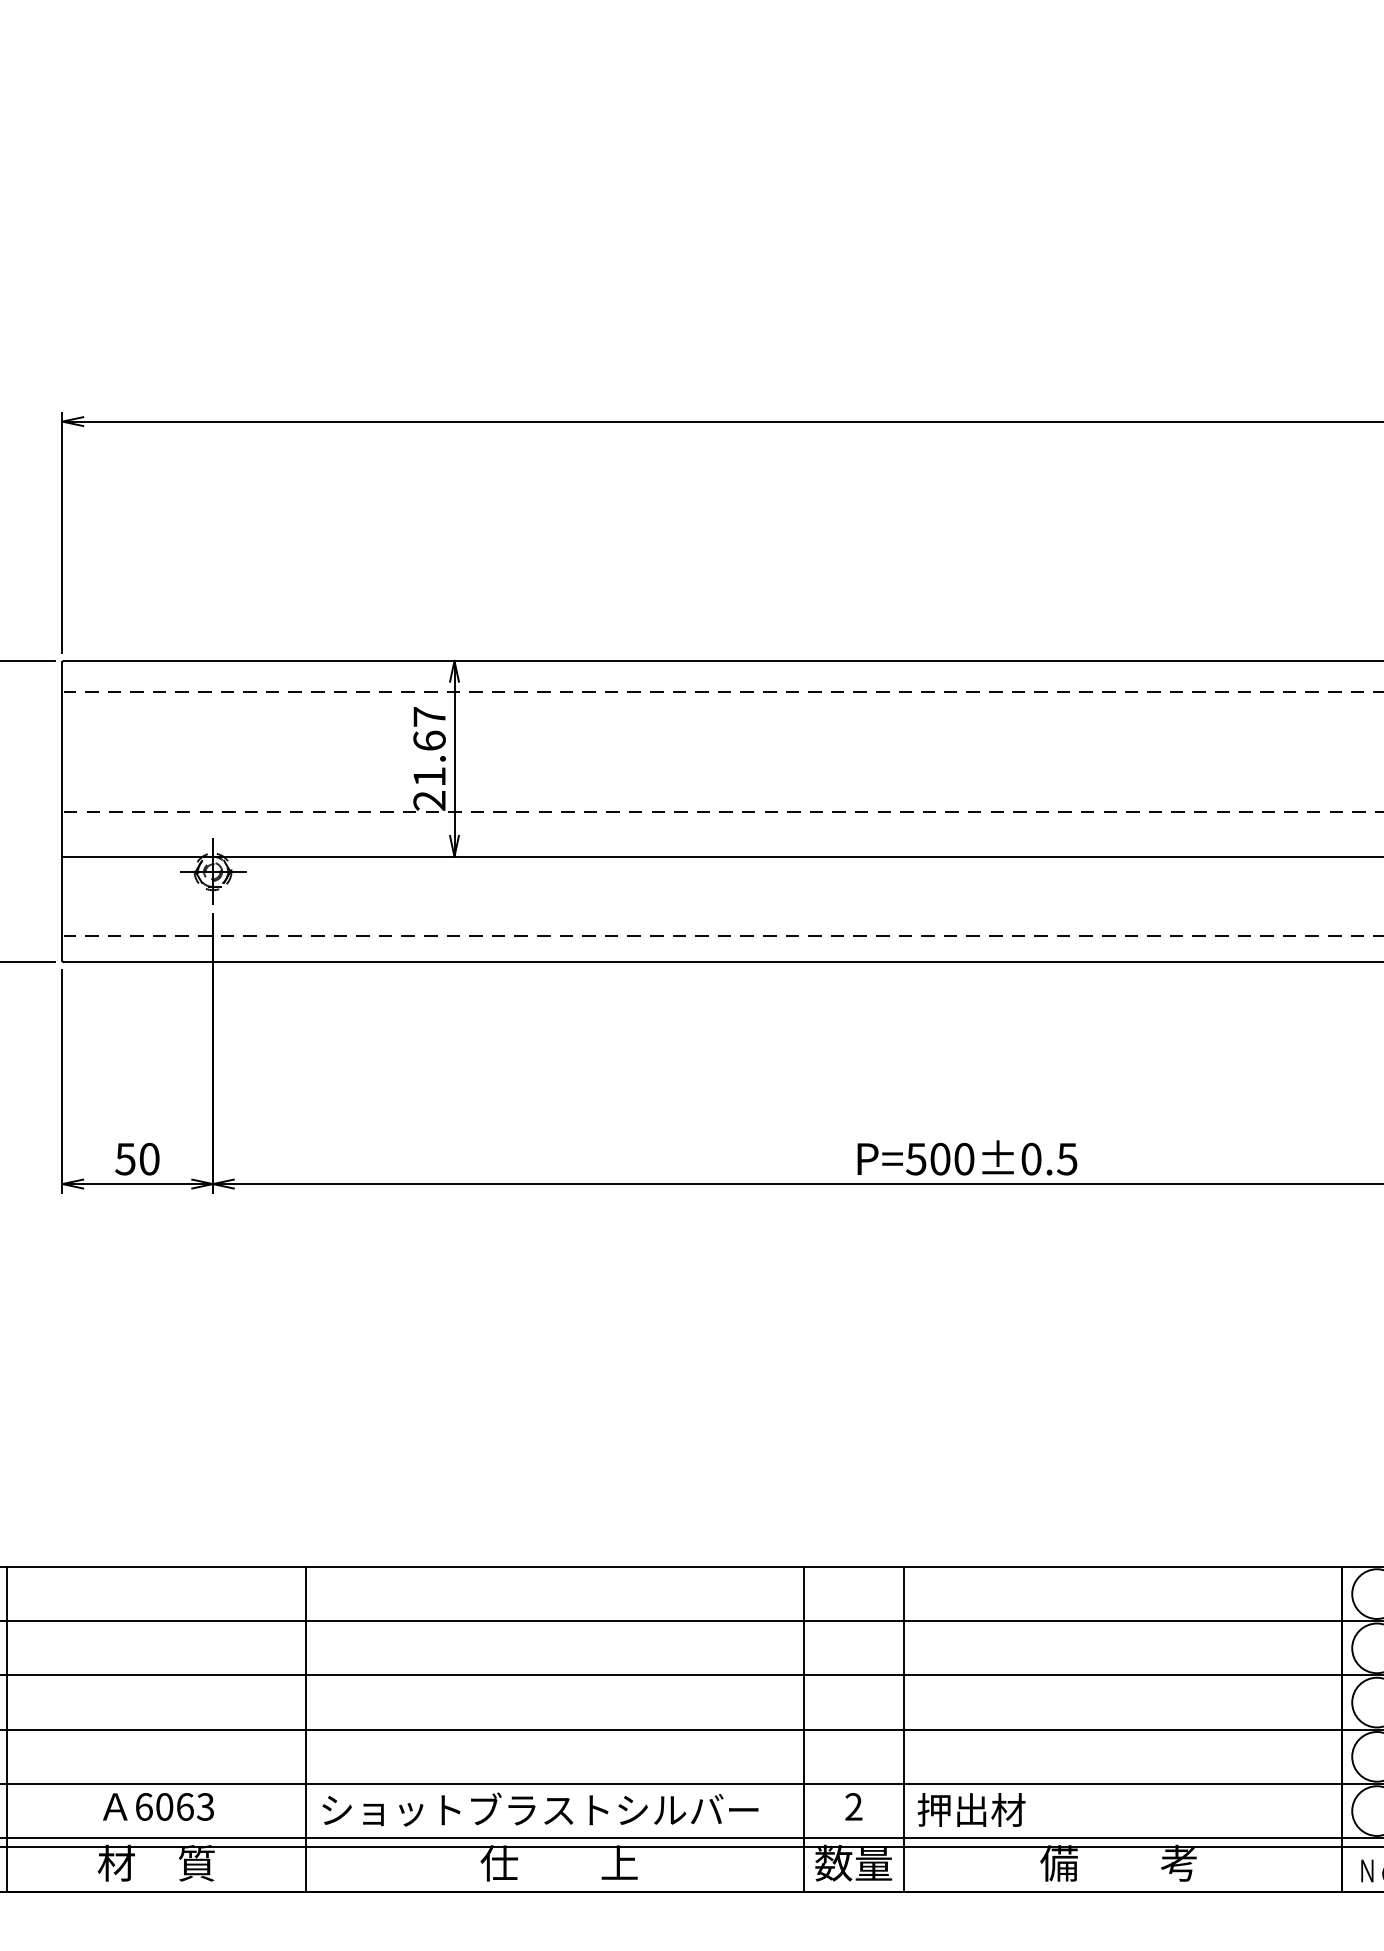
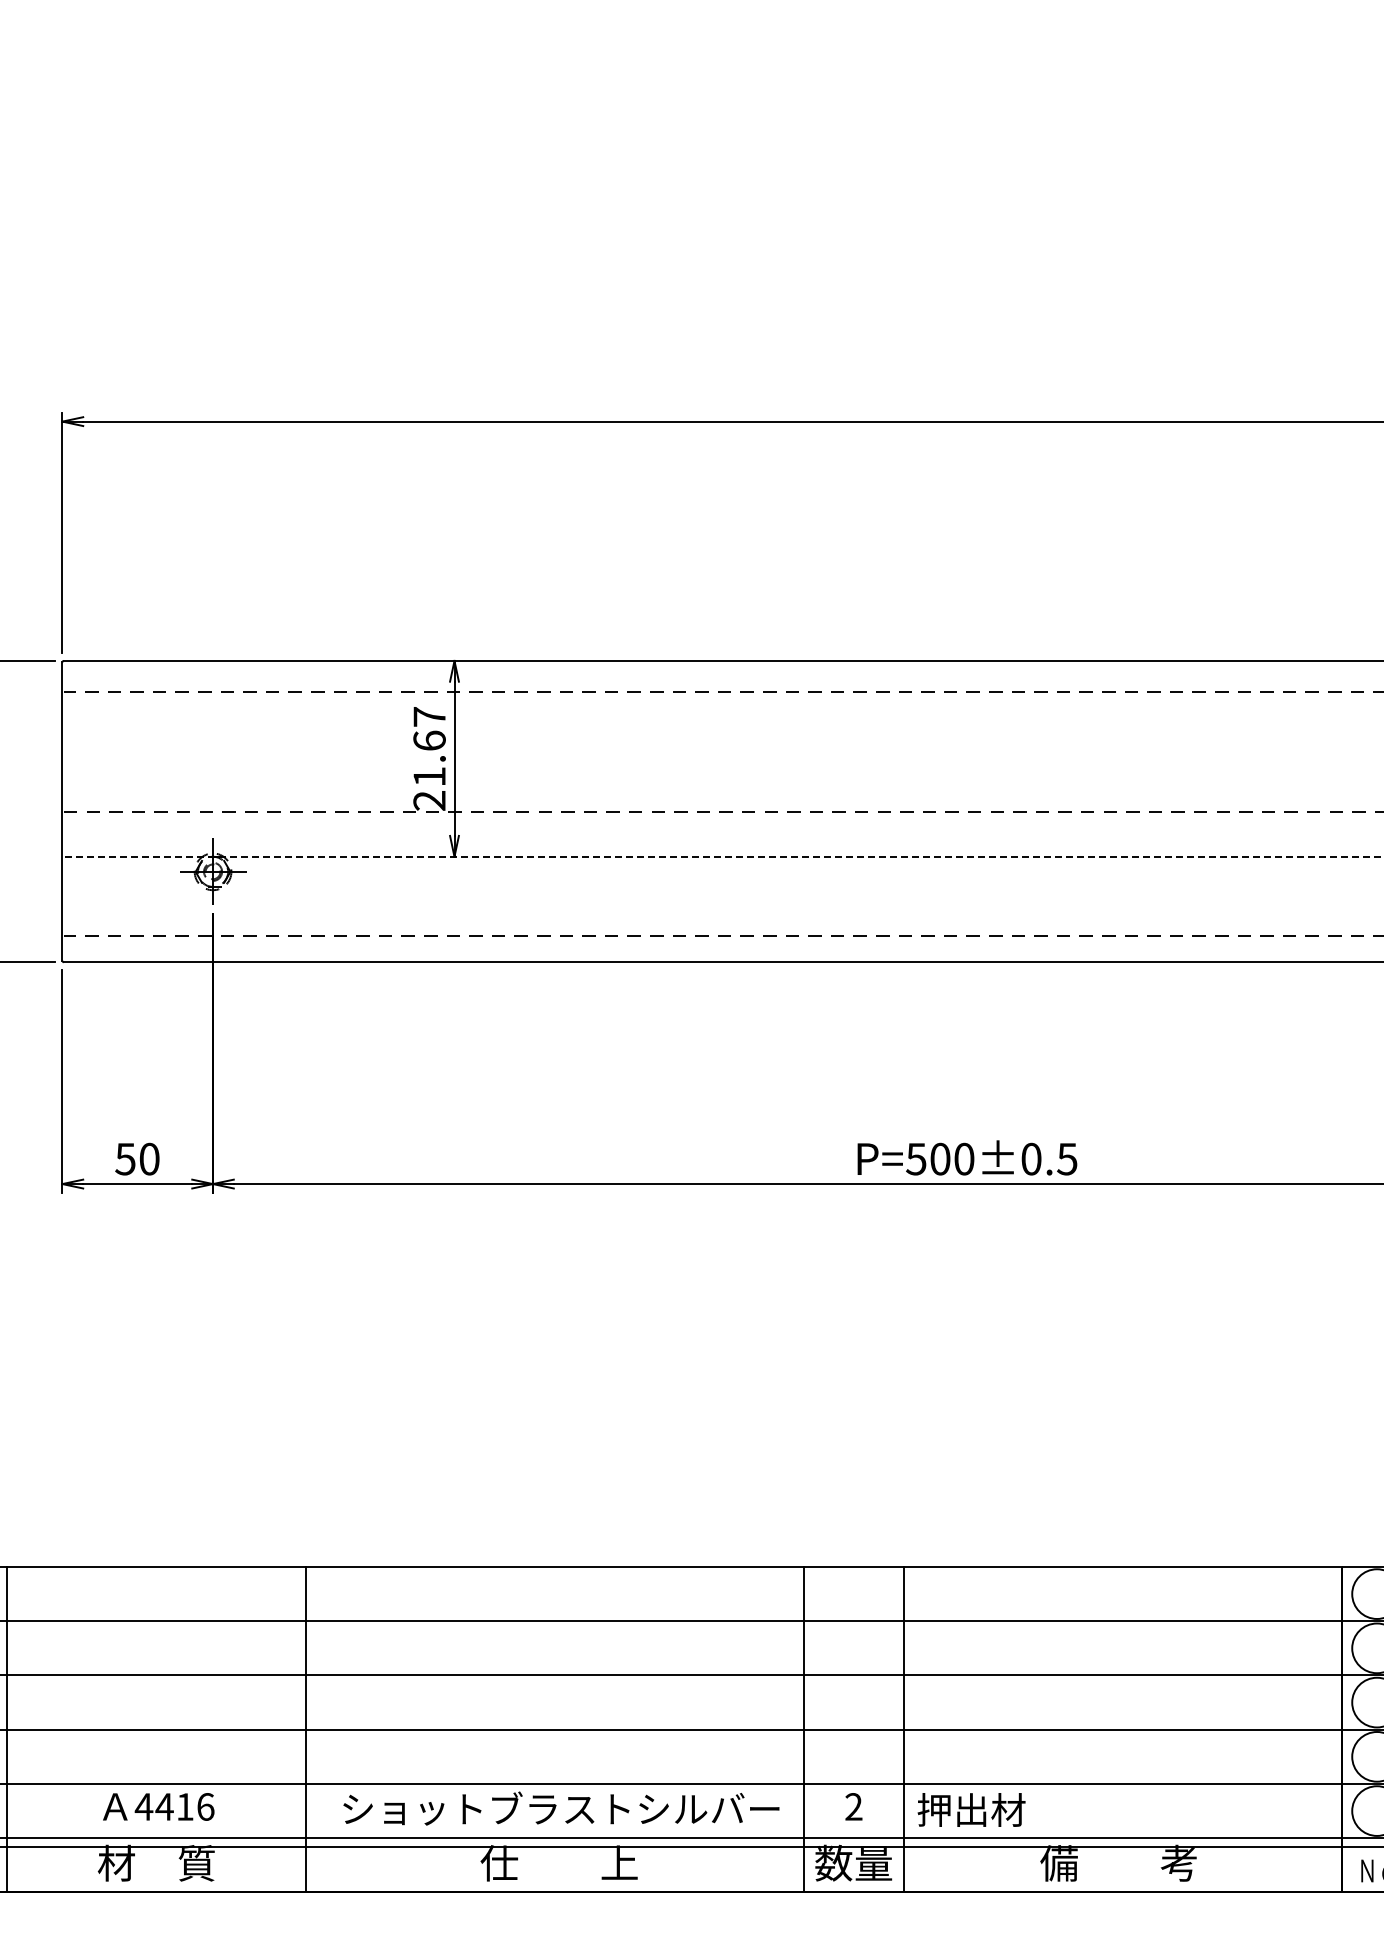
line: solid -> dashed (722, 856)
text: 6063 -> 4416 (174, 1806)
text position: (540, 1809) -> (561, 1808) (561, 1808)
